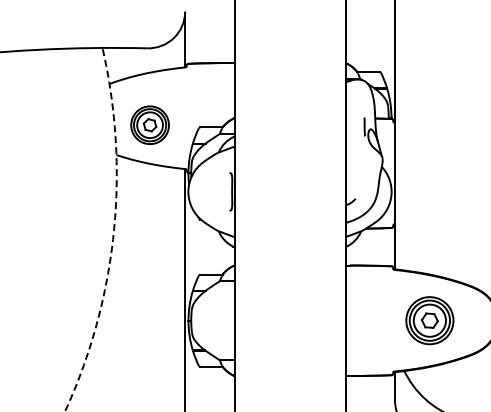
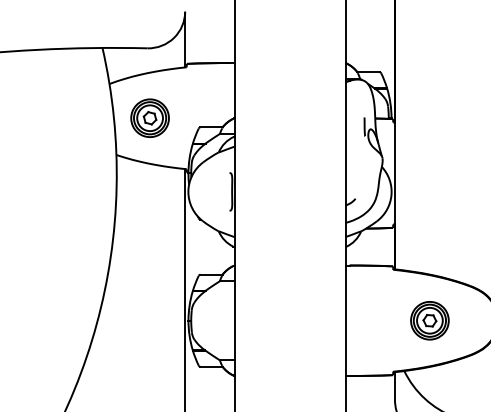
part position: (149, 124) -> (149, 117) (149, 117)
arc: dashed -> solid (113, 234)
part size: 50x50 px -> 40x40 px (429, 320)
